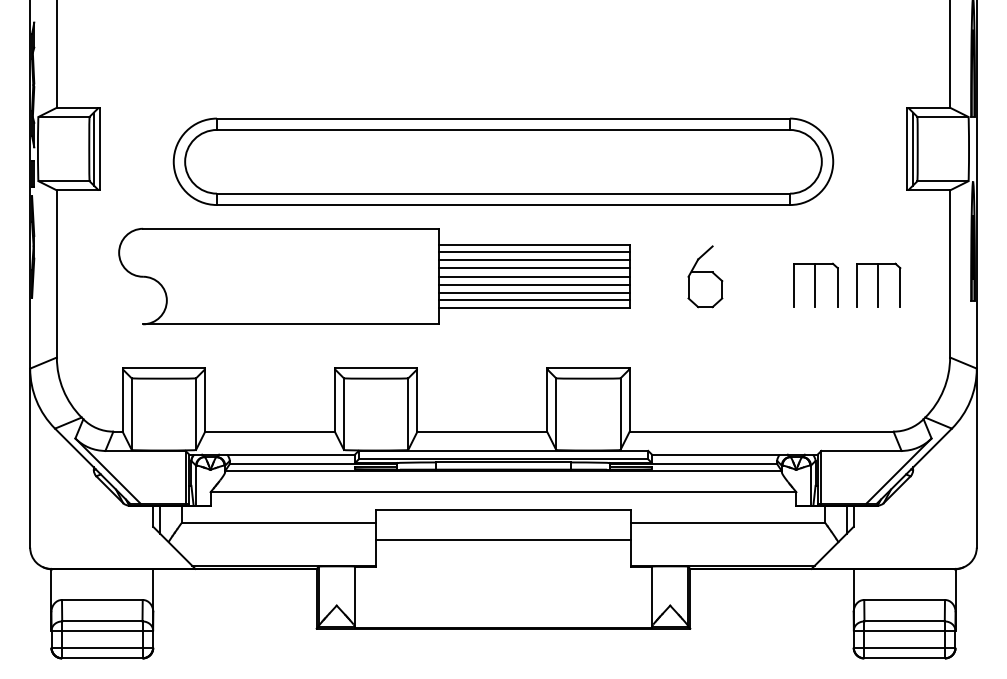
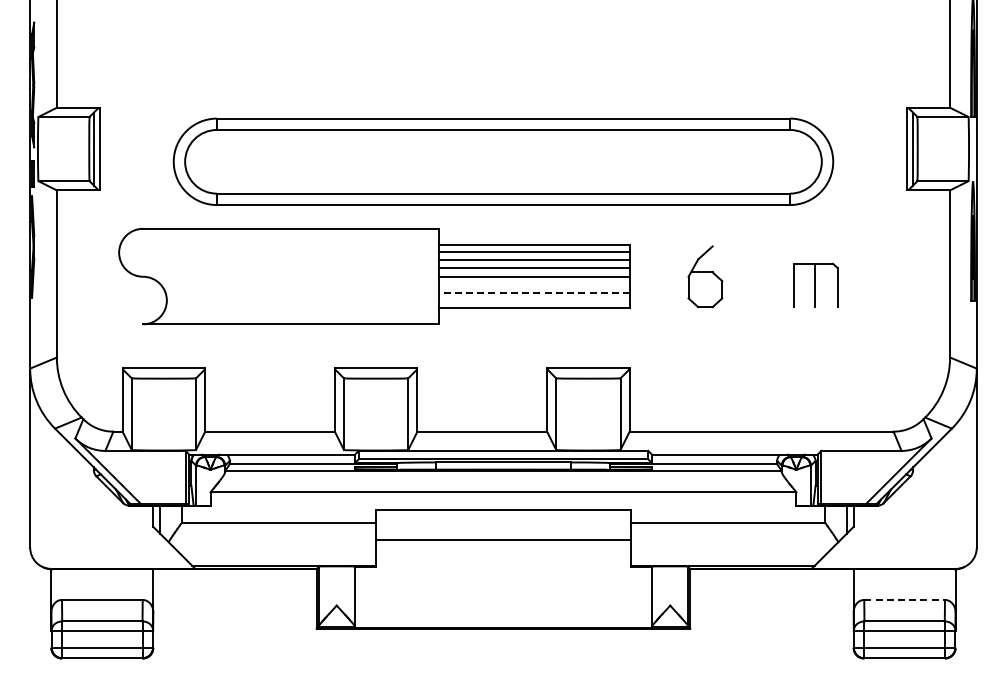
line: present -> none (534, 284)
part: present -> none (878, 284)
line: solid -> dashed (534, 292)
line: present -> none (534, 300)
line: solid -> dashed (905, 600)
